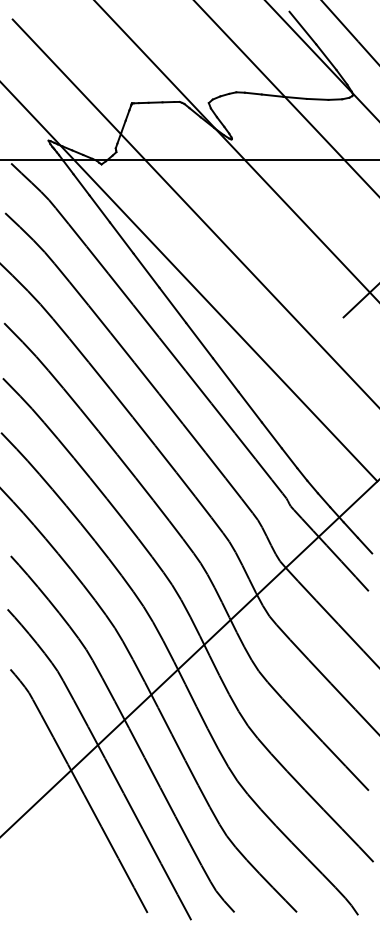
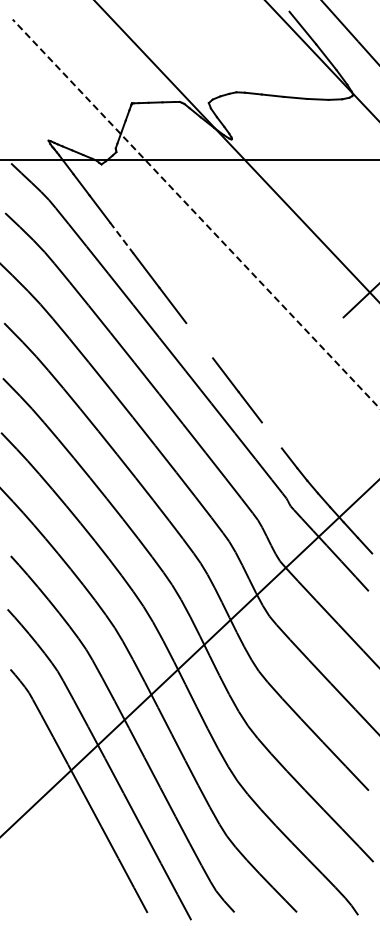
line: present -> none (285, 98)
line: solid -> dashed (195, 213)
line: solid -> dashed (121, 238)
line: present -> none (189, 281)
line: present -> none (199, 340)
line: present -> none (271, 435)
